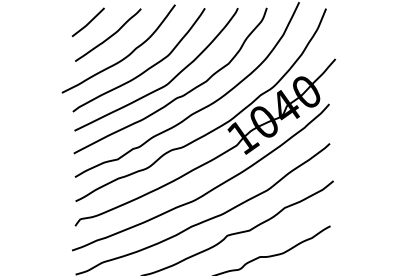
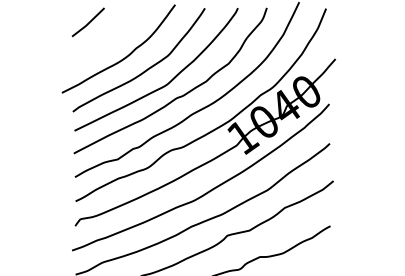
curve: present -> none (110, 35)
